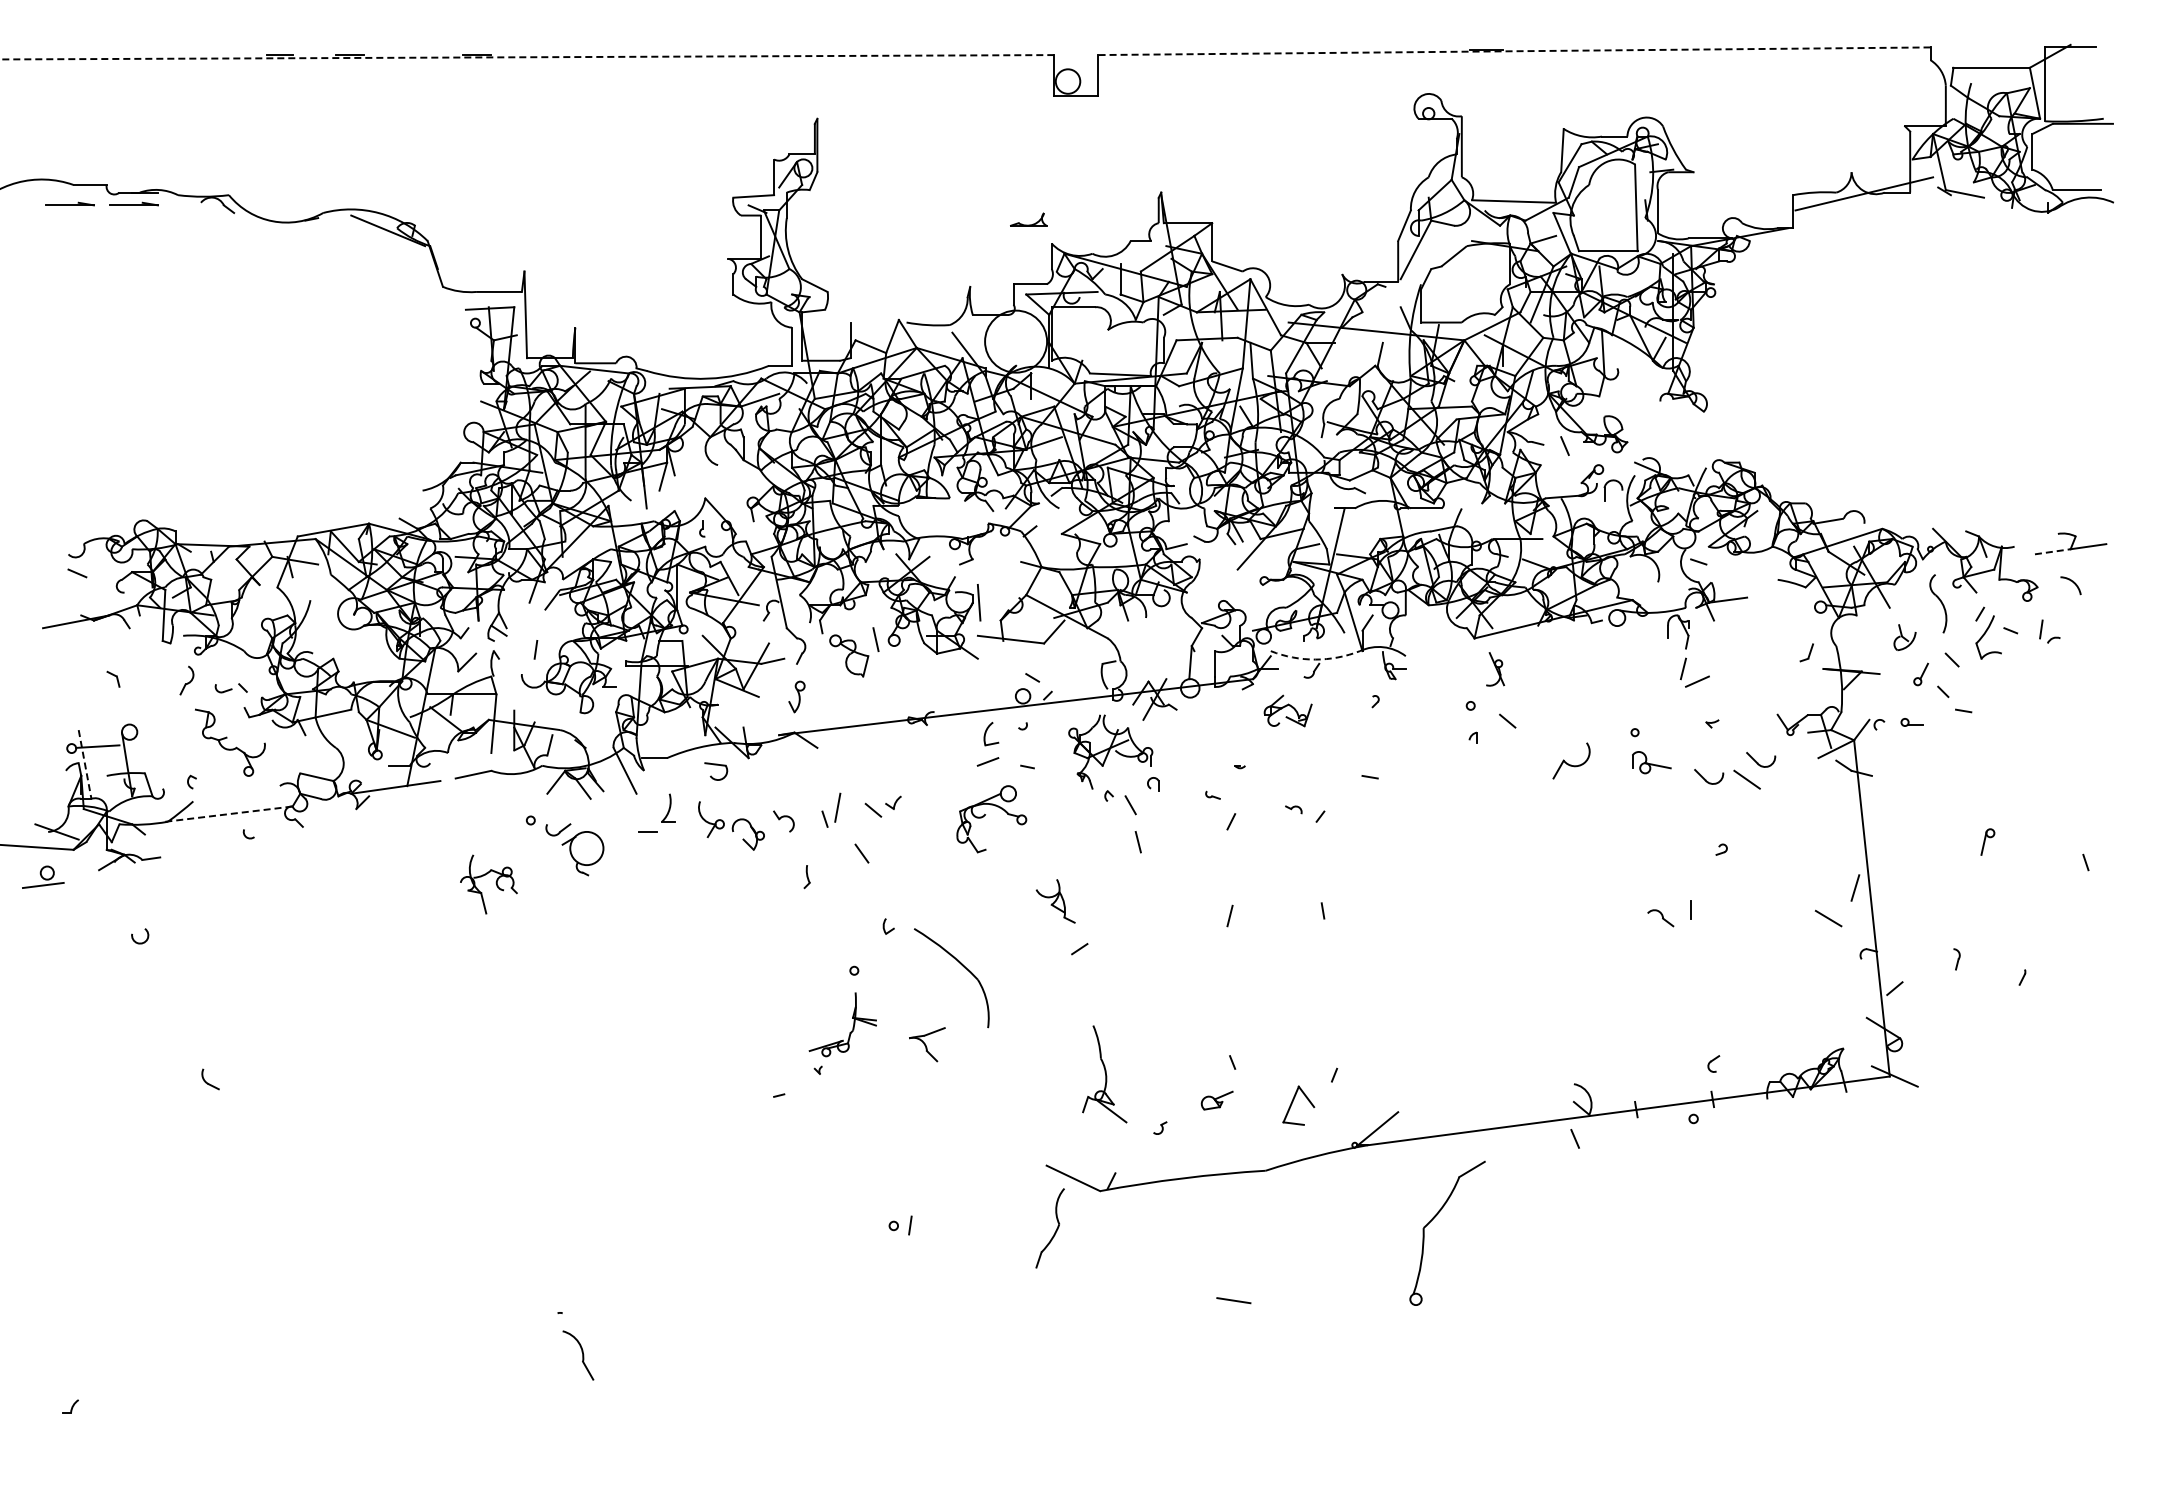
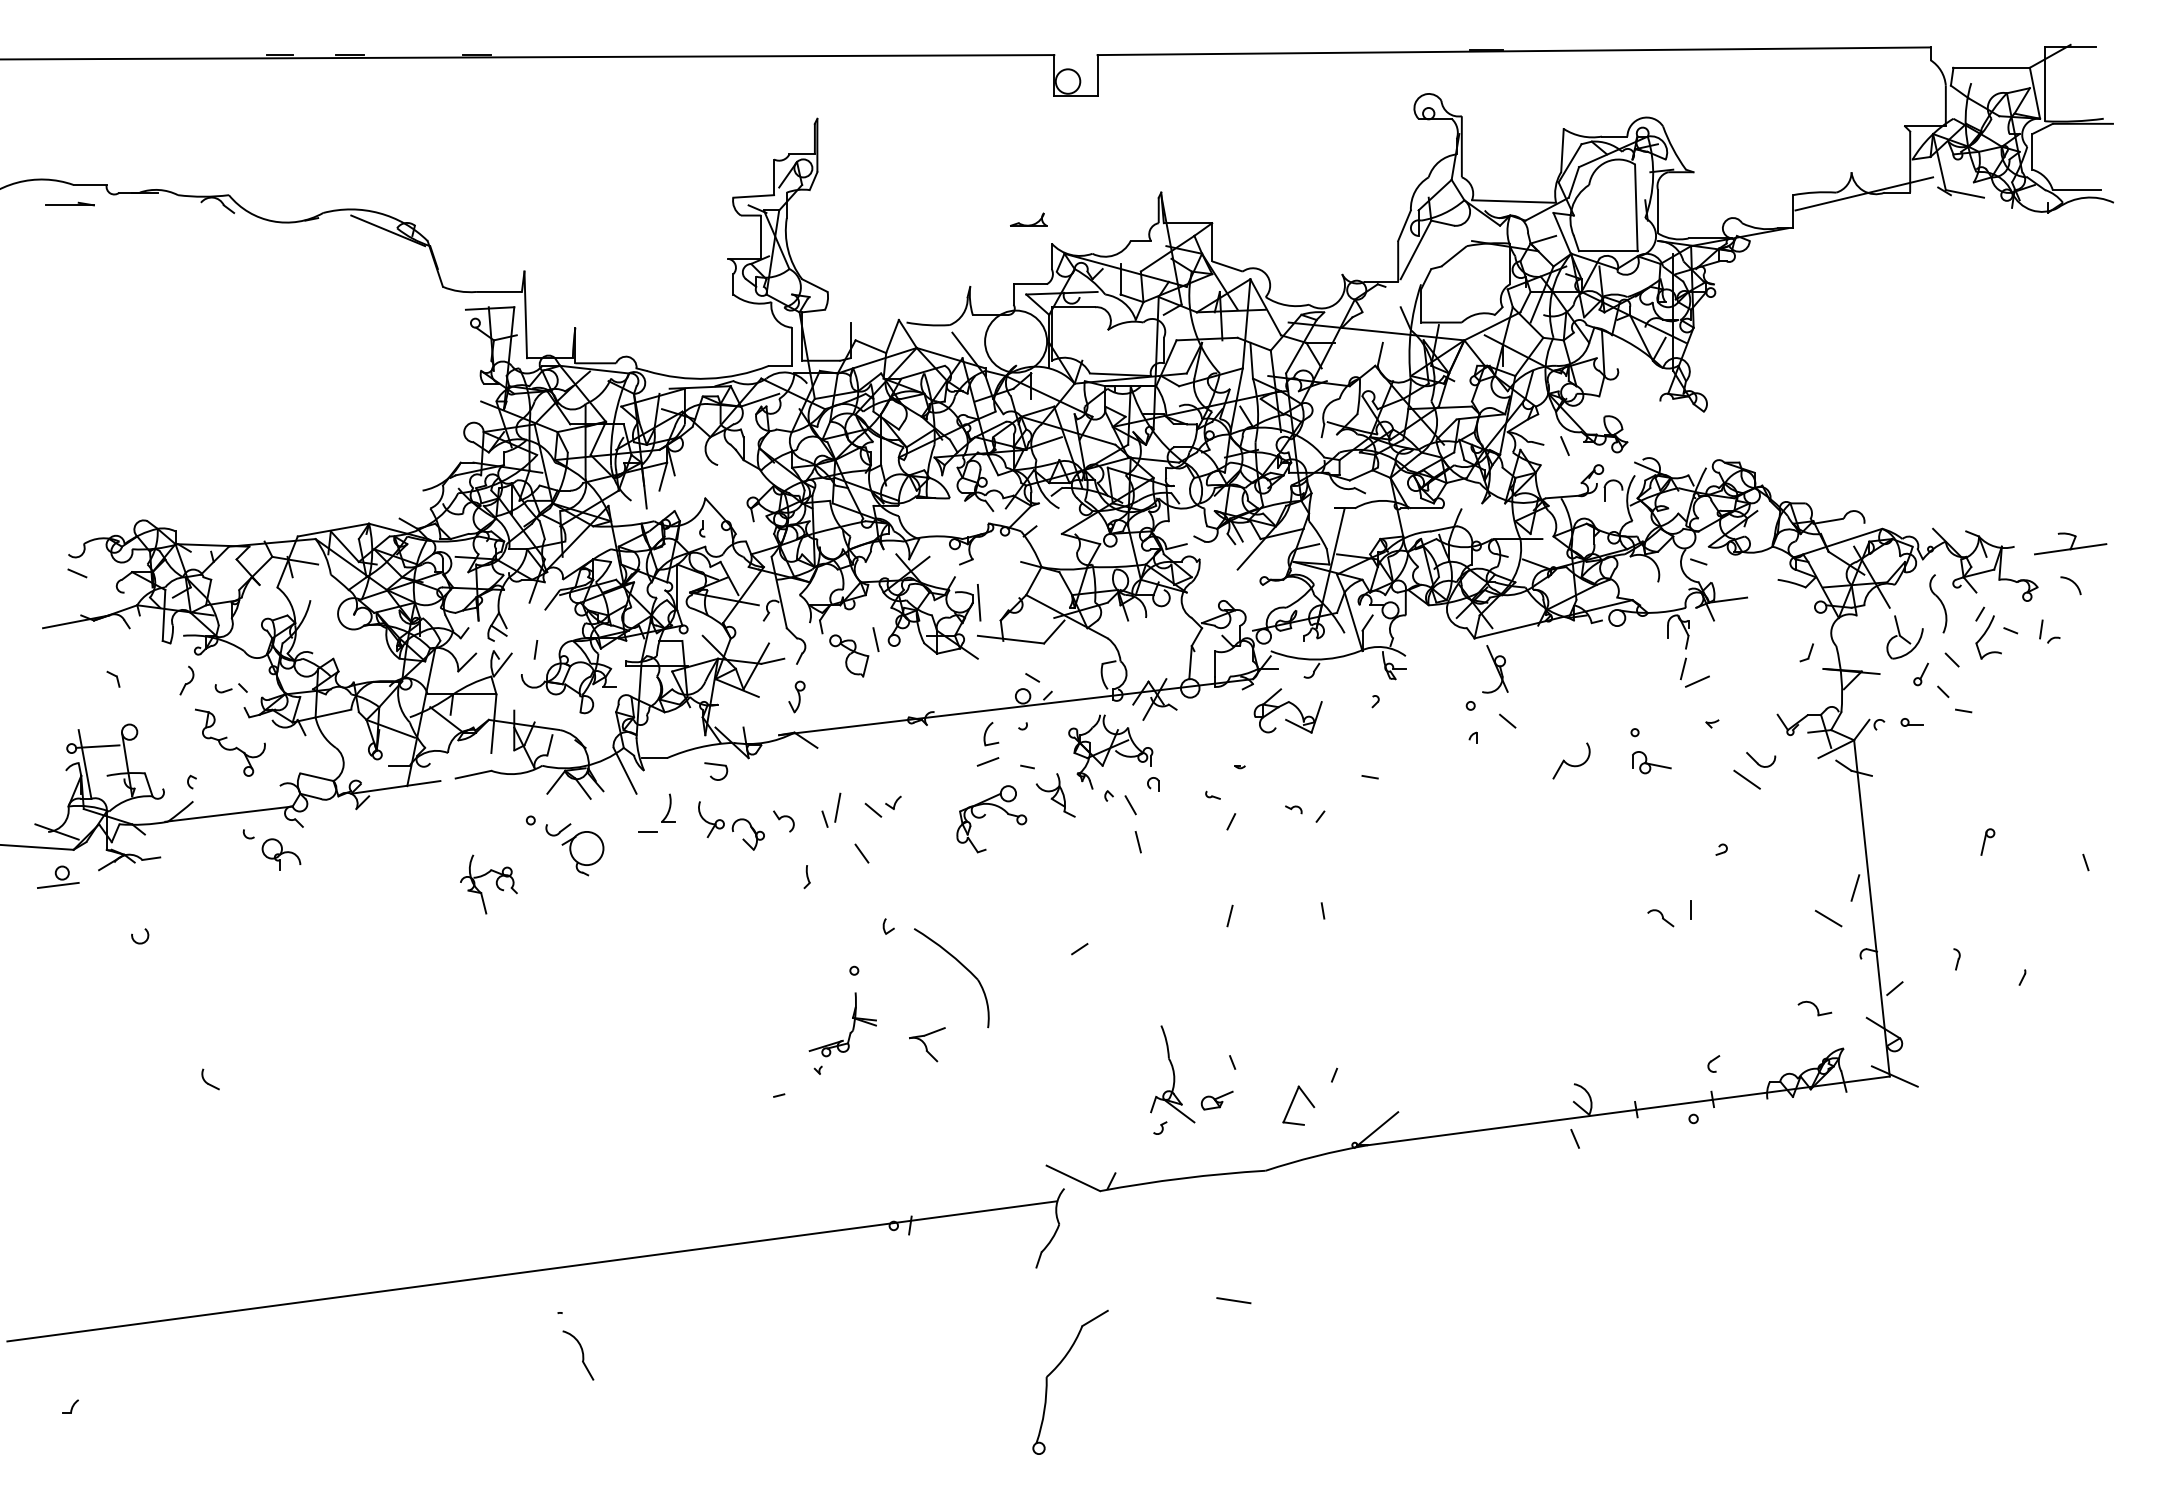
line: dashed -> solid (1513, 51)
line: dashed -> solid (527, 57)
part: present -> none (133, 203)
line: dashed -> solid (2053, 551)
part size: 24x27 px -> 38x45 px (1904, 637)
arc: dashed -> solid (1315, 659)
line: none -> present (502, 664)
part size: 20x35 px -> 27x49 px (1495, 669)
part size: 50x34 px -> 70x46 px (1287, 710)
line: dashed -> solid (85, 764)
part: present -> none (1709, 776)
line: dashed -> solid (229, 814)
part: none -> present (281, 854)
part position: (43, 876) -> (58, 876) (58, 876)
part position: (1055, 901) -> (1055, 795) (1055, 795)
part: none -> present (1814, 1008)
part position: (1104, 1074) -> (1172, 1074) (1172, 1074)
part position: (1434, 1218) -> (1057, 1367) (1057, 1367)
line: none -> present (531, 1271)
